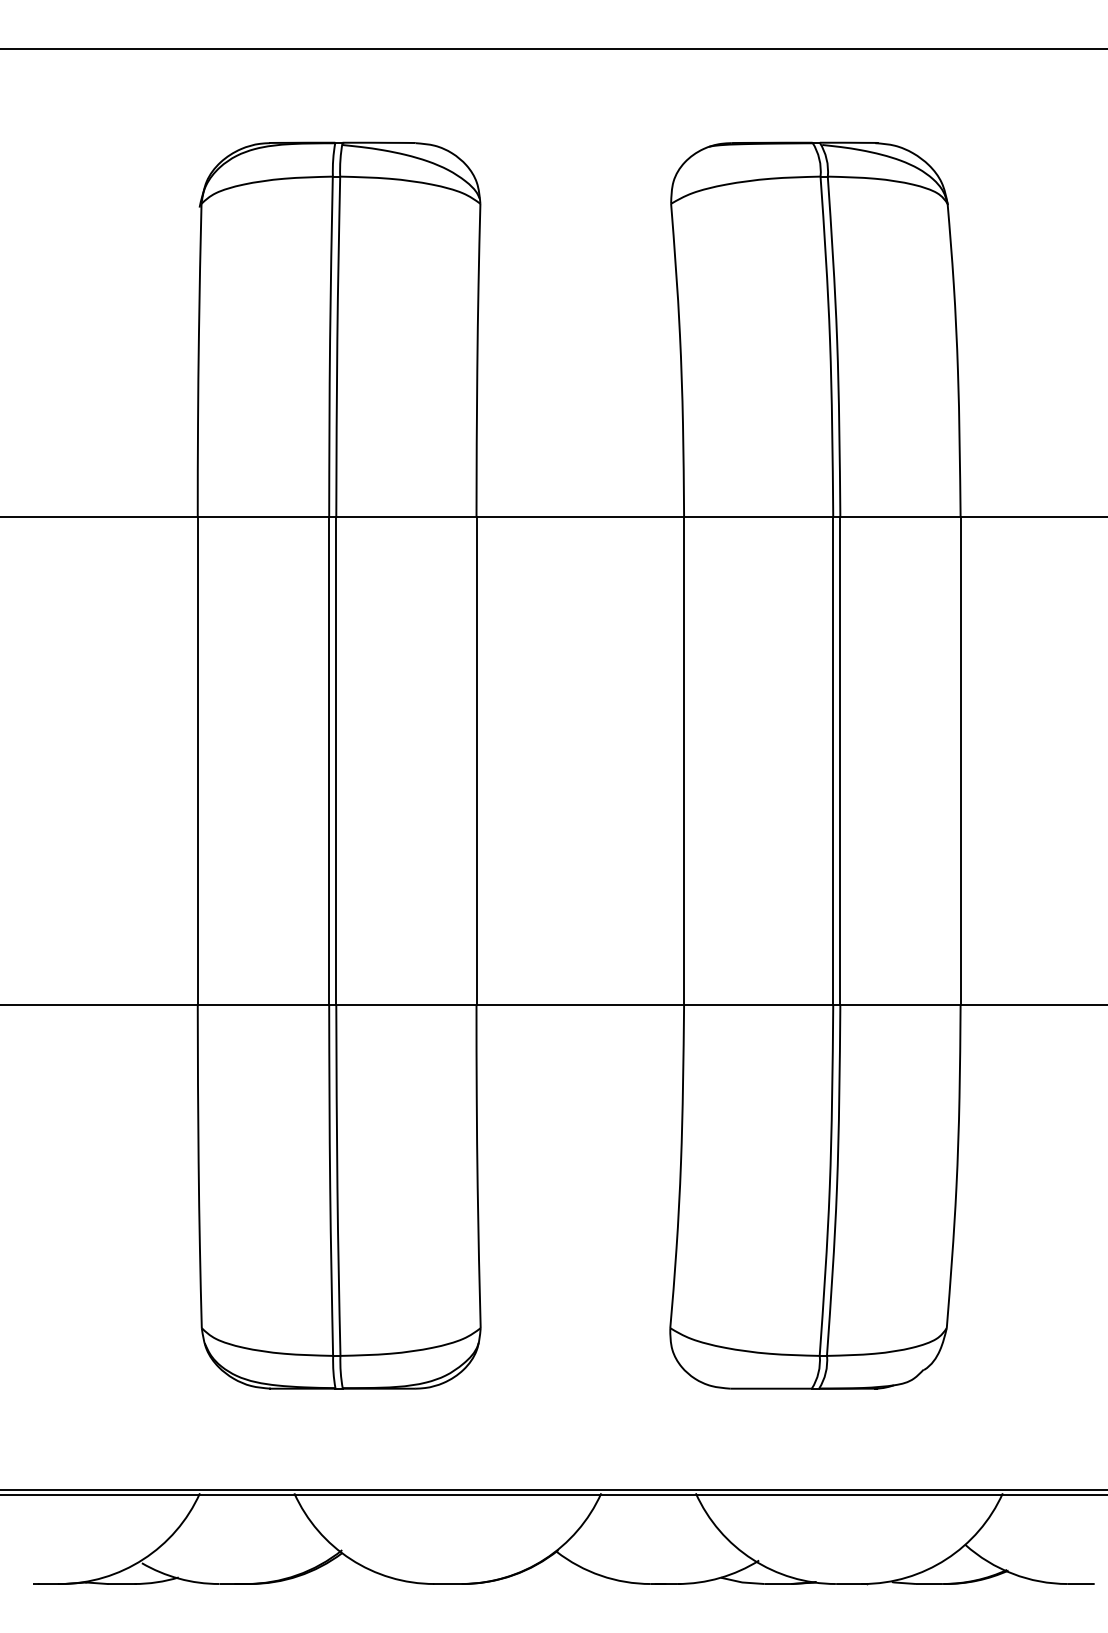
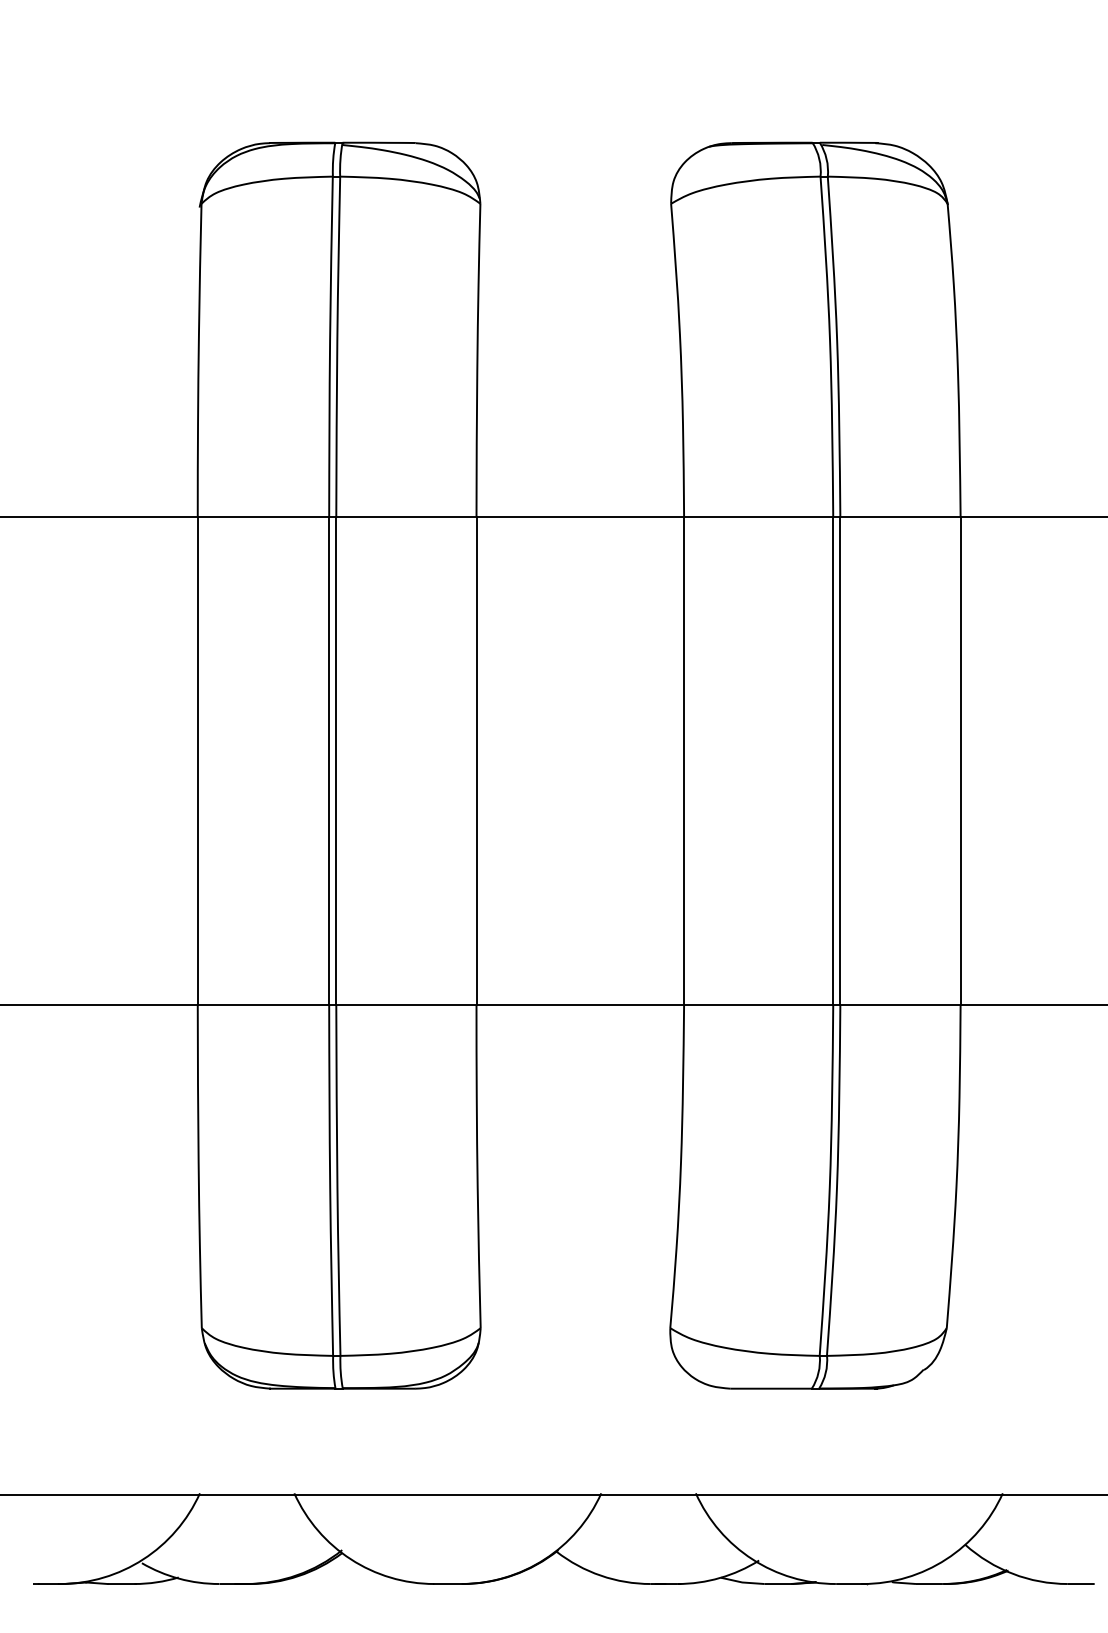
line: present -> none (553, 48)
line: present -> none (553, 1490)
